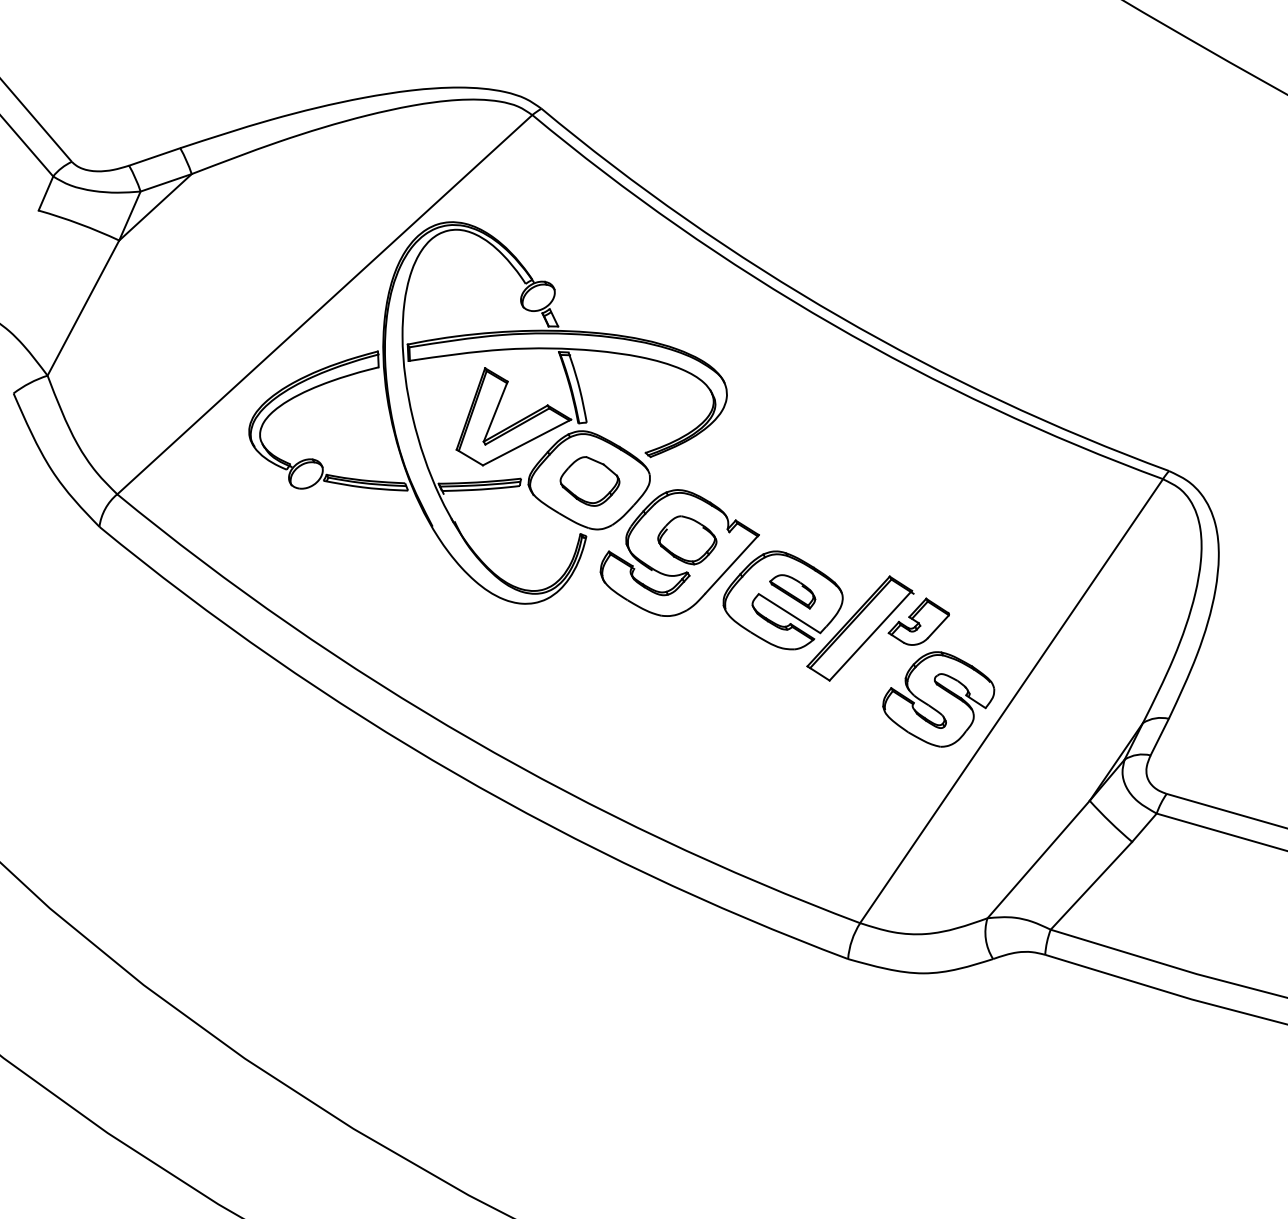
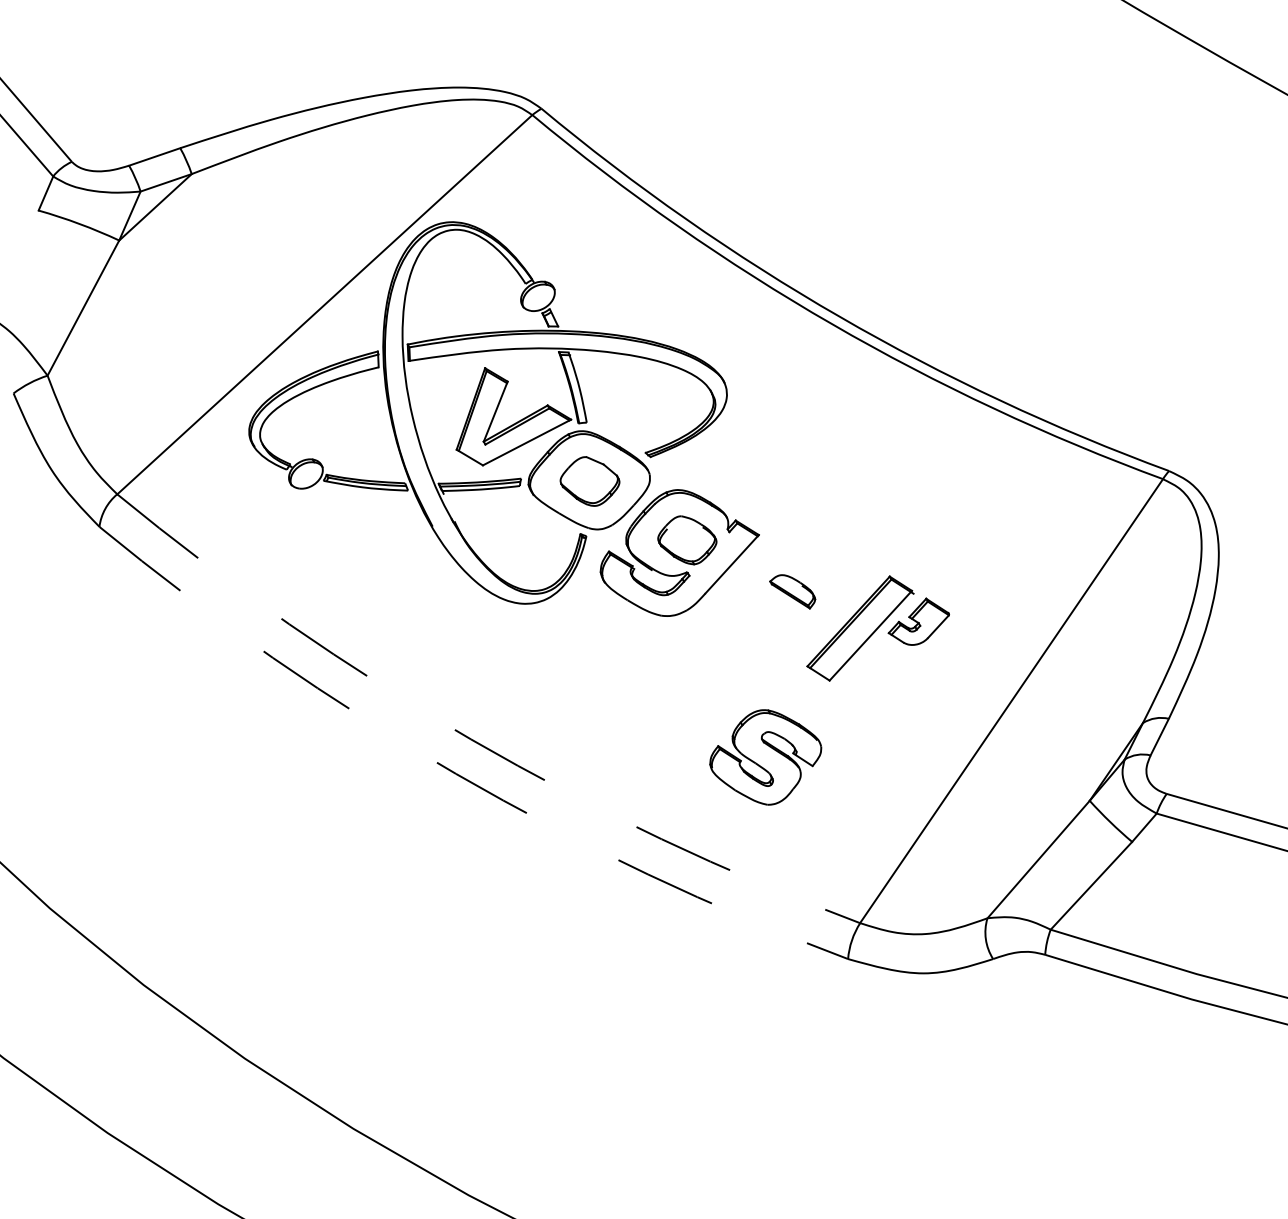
part: present -> none (782, 600)
part position: (938, 699) -> (765, 757) (765, 757)
arc: solid -> dashed (471, 739)
arc: solid -> dashed (455, 773)
